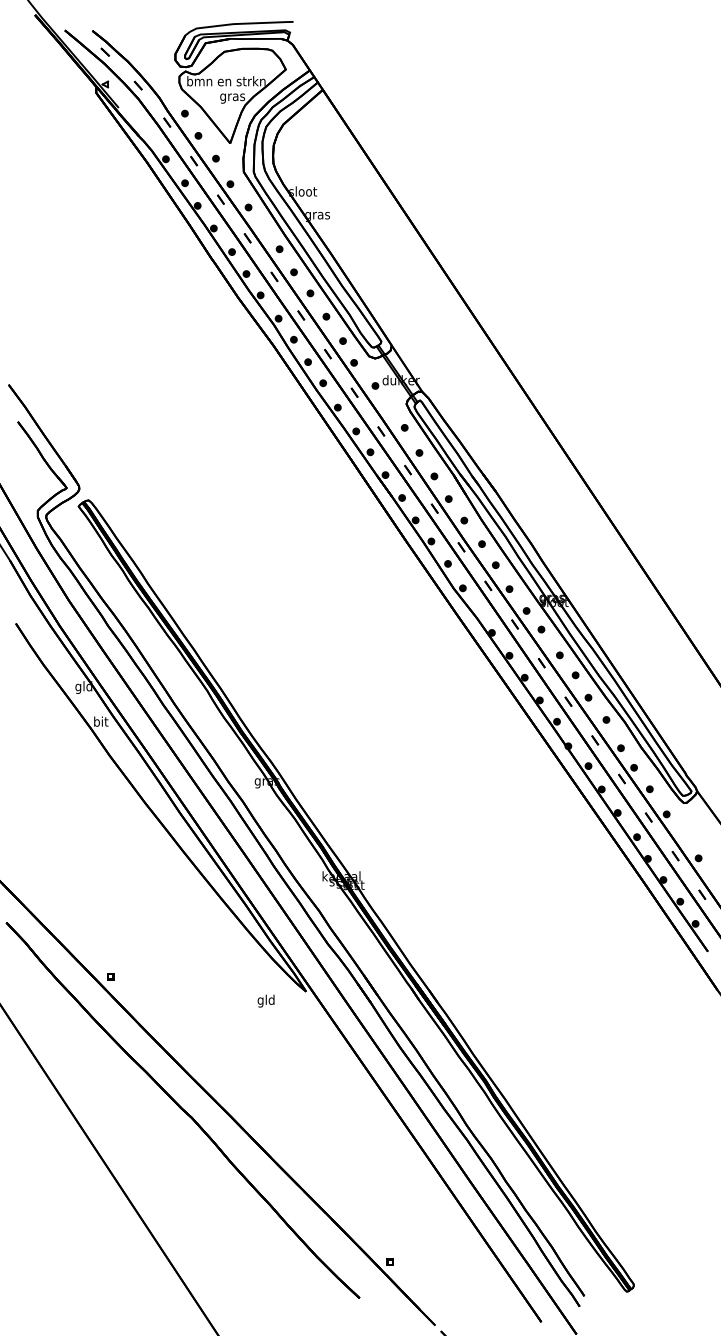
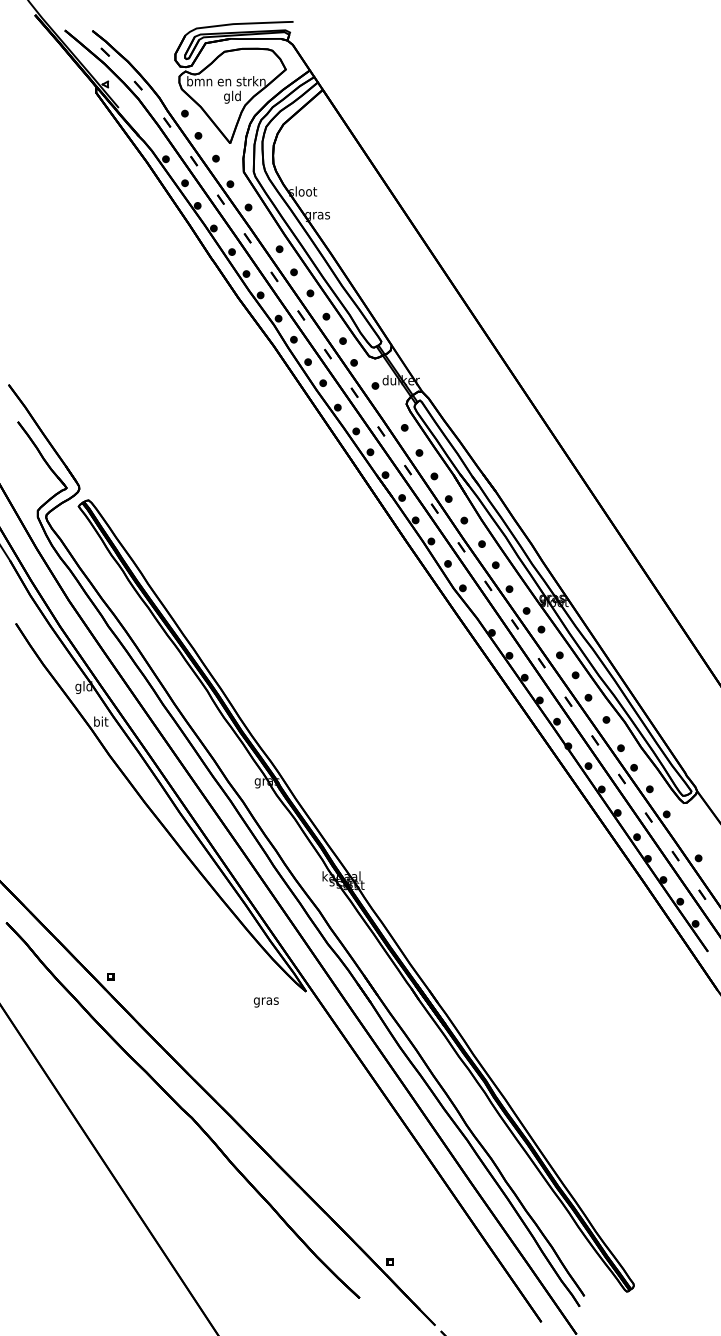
text: gras -> gld (232, 96)
text: gld -> gras (265, 1000)
